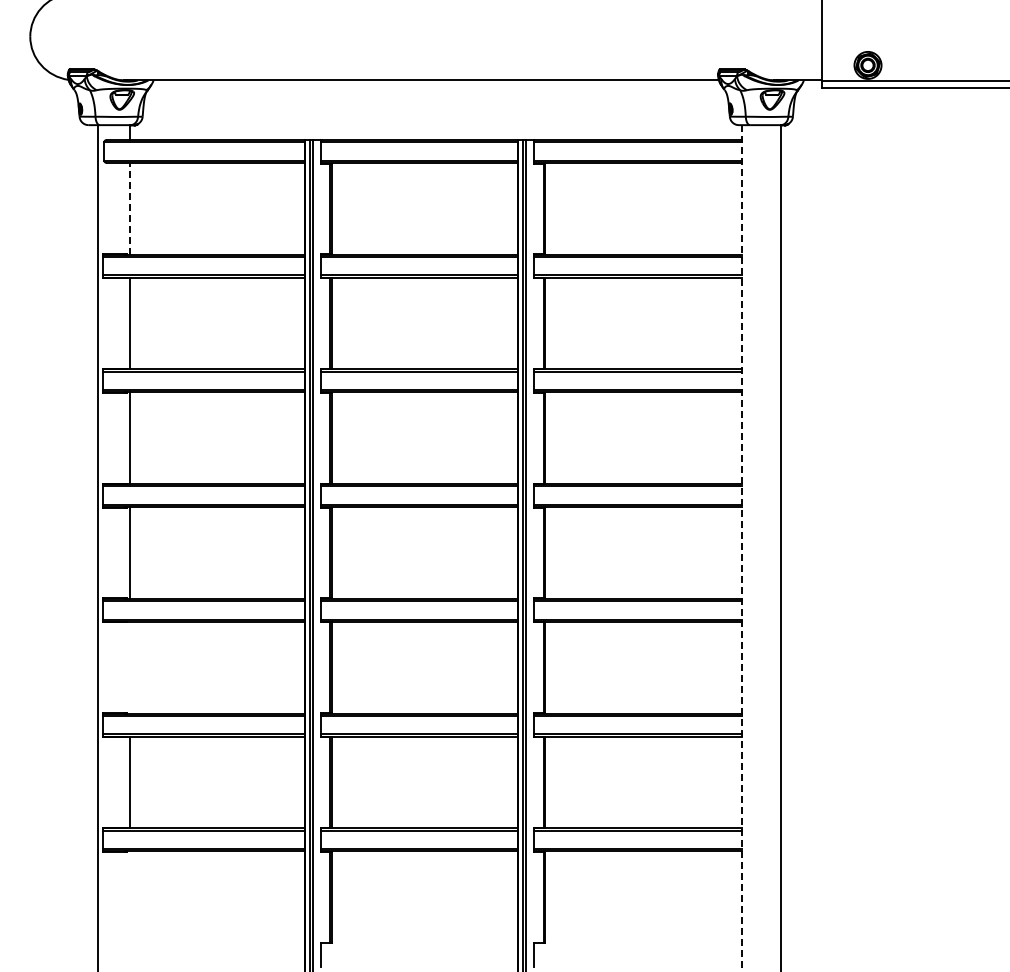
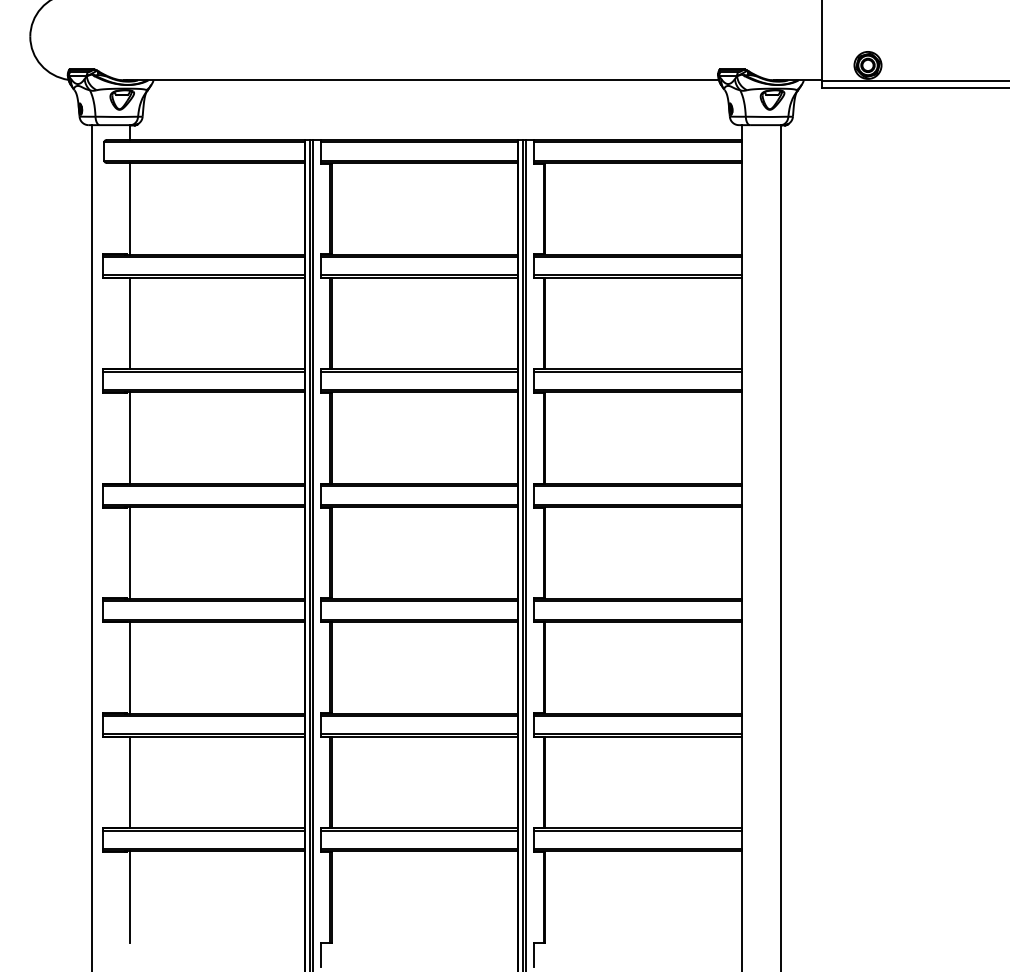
line: dashed -> solid (130, 208)
line position: (97, 546) -> (91, 546) (91, 546)
line: dashed -> solid (742, 548)
line: none -> present (130, 667)
line: none -> present (130, 897)
